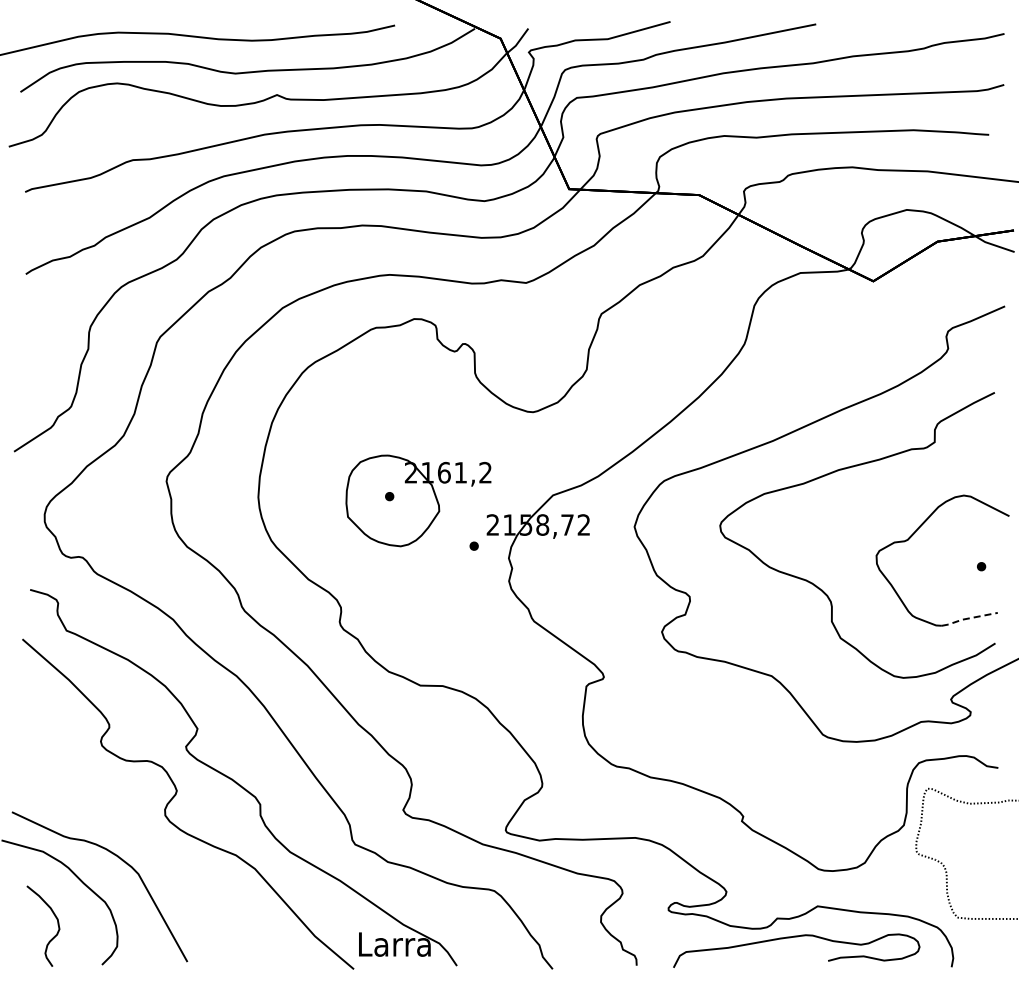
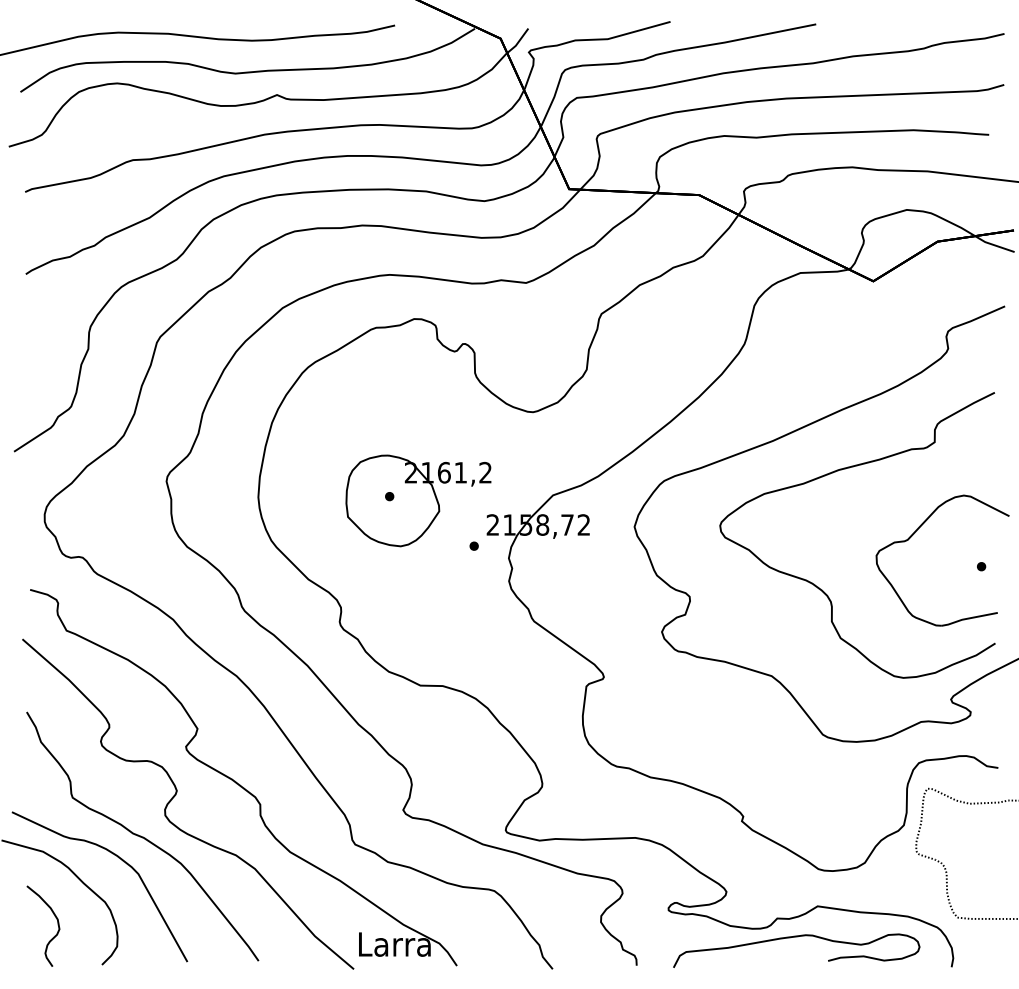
line: dashed -> solid (968, 618)
curve: none -> present (142, 836)
